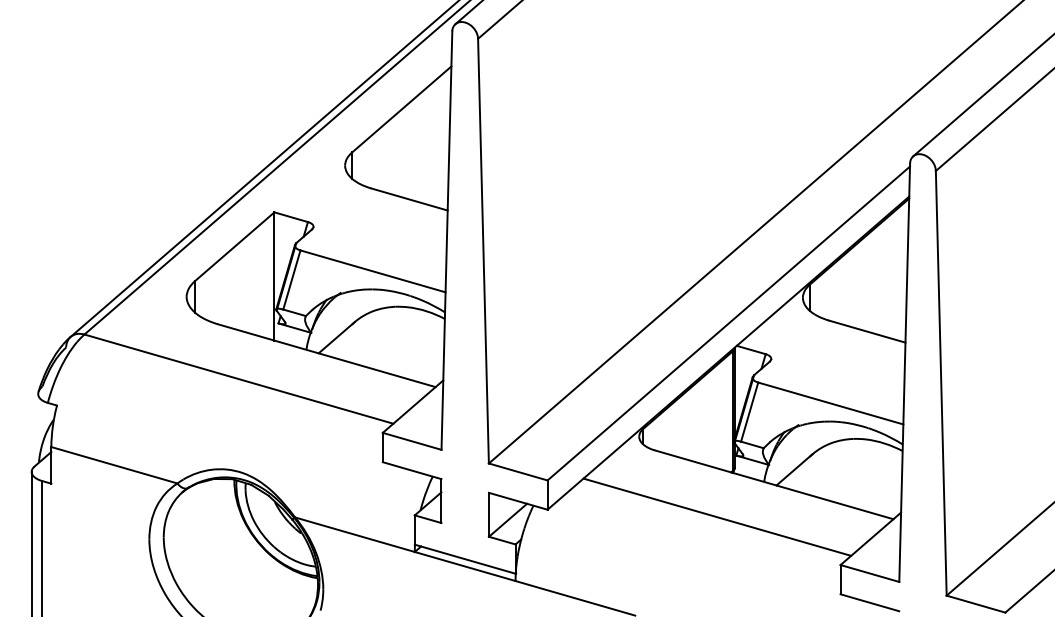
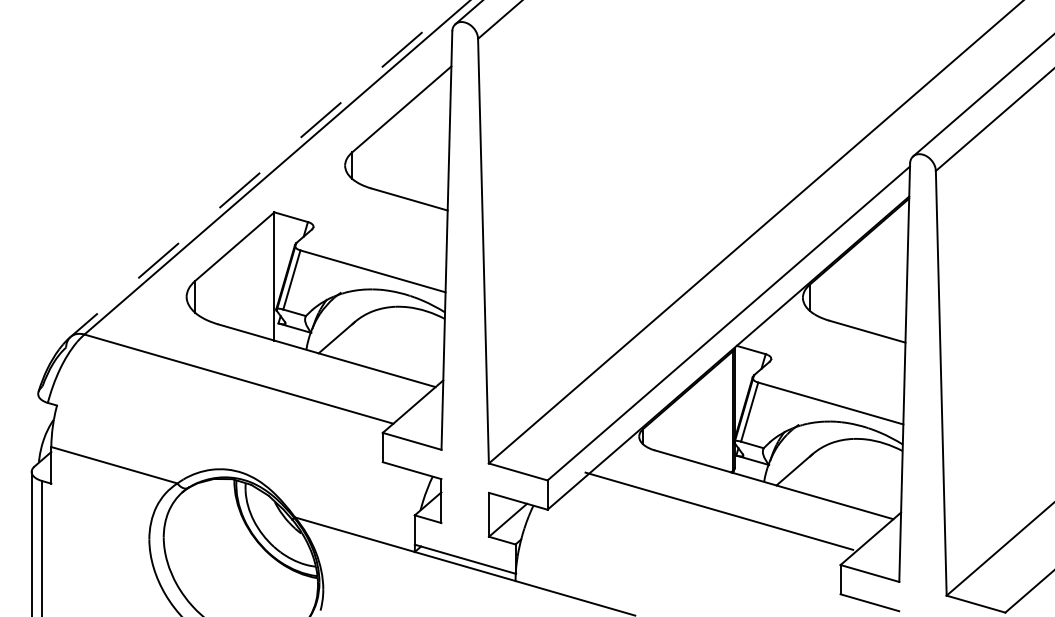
line: solid -> dashed (264, 168)
line position: (717, 516) -> (719, 510) (719, 510)
